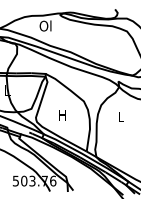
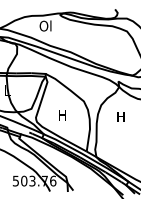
text: L -> H (120, 116)
